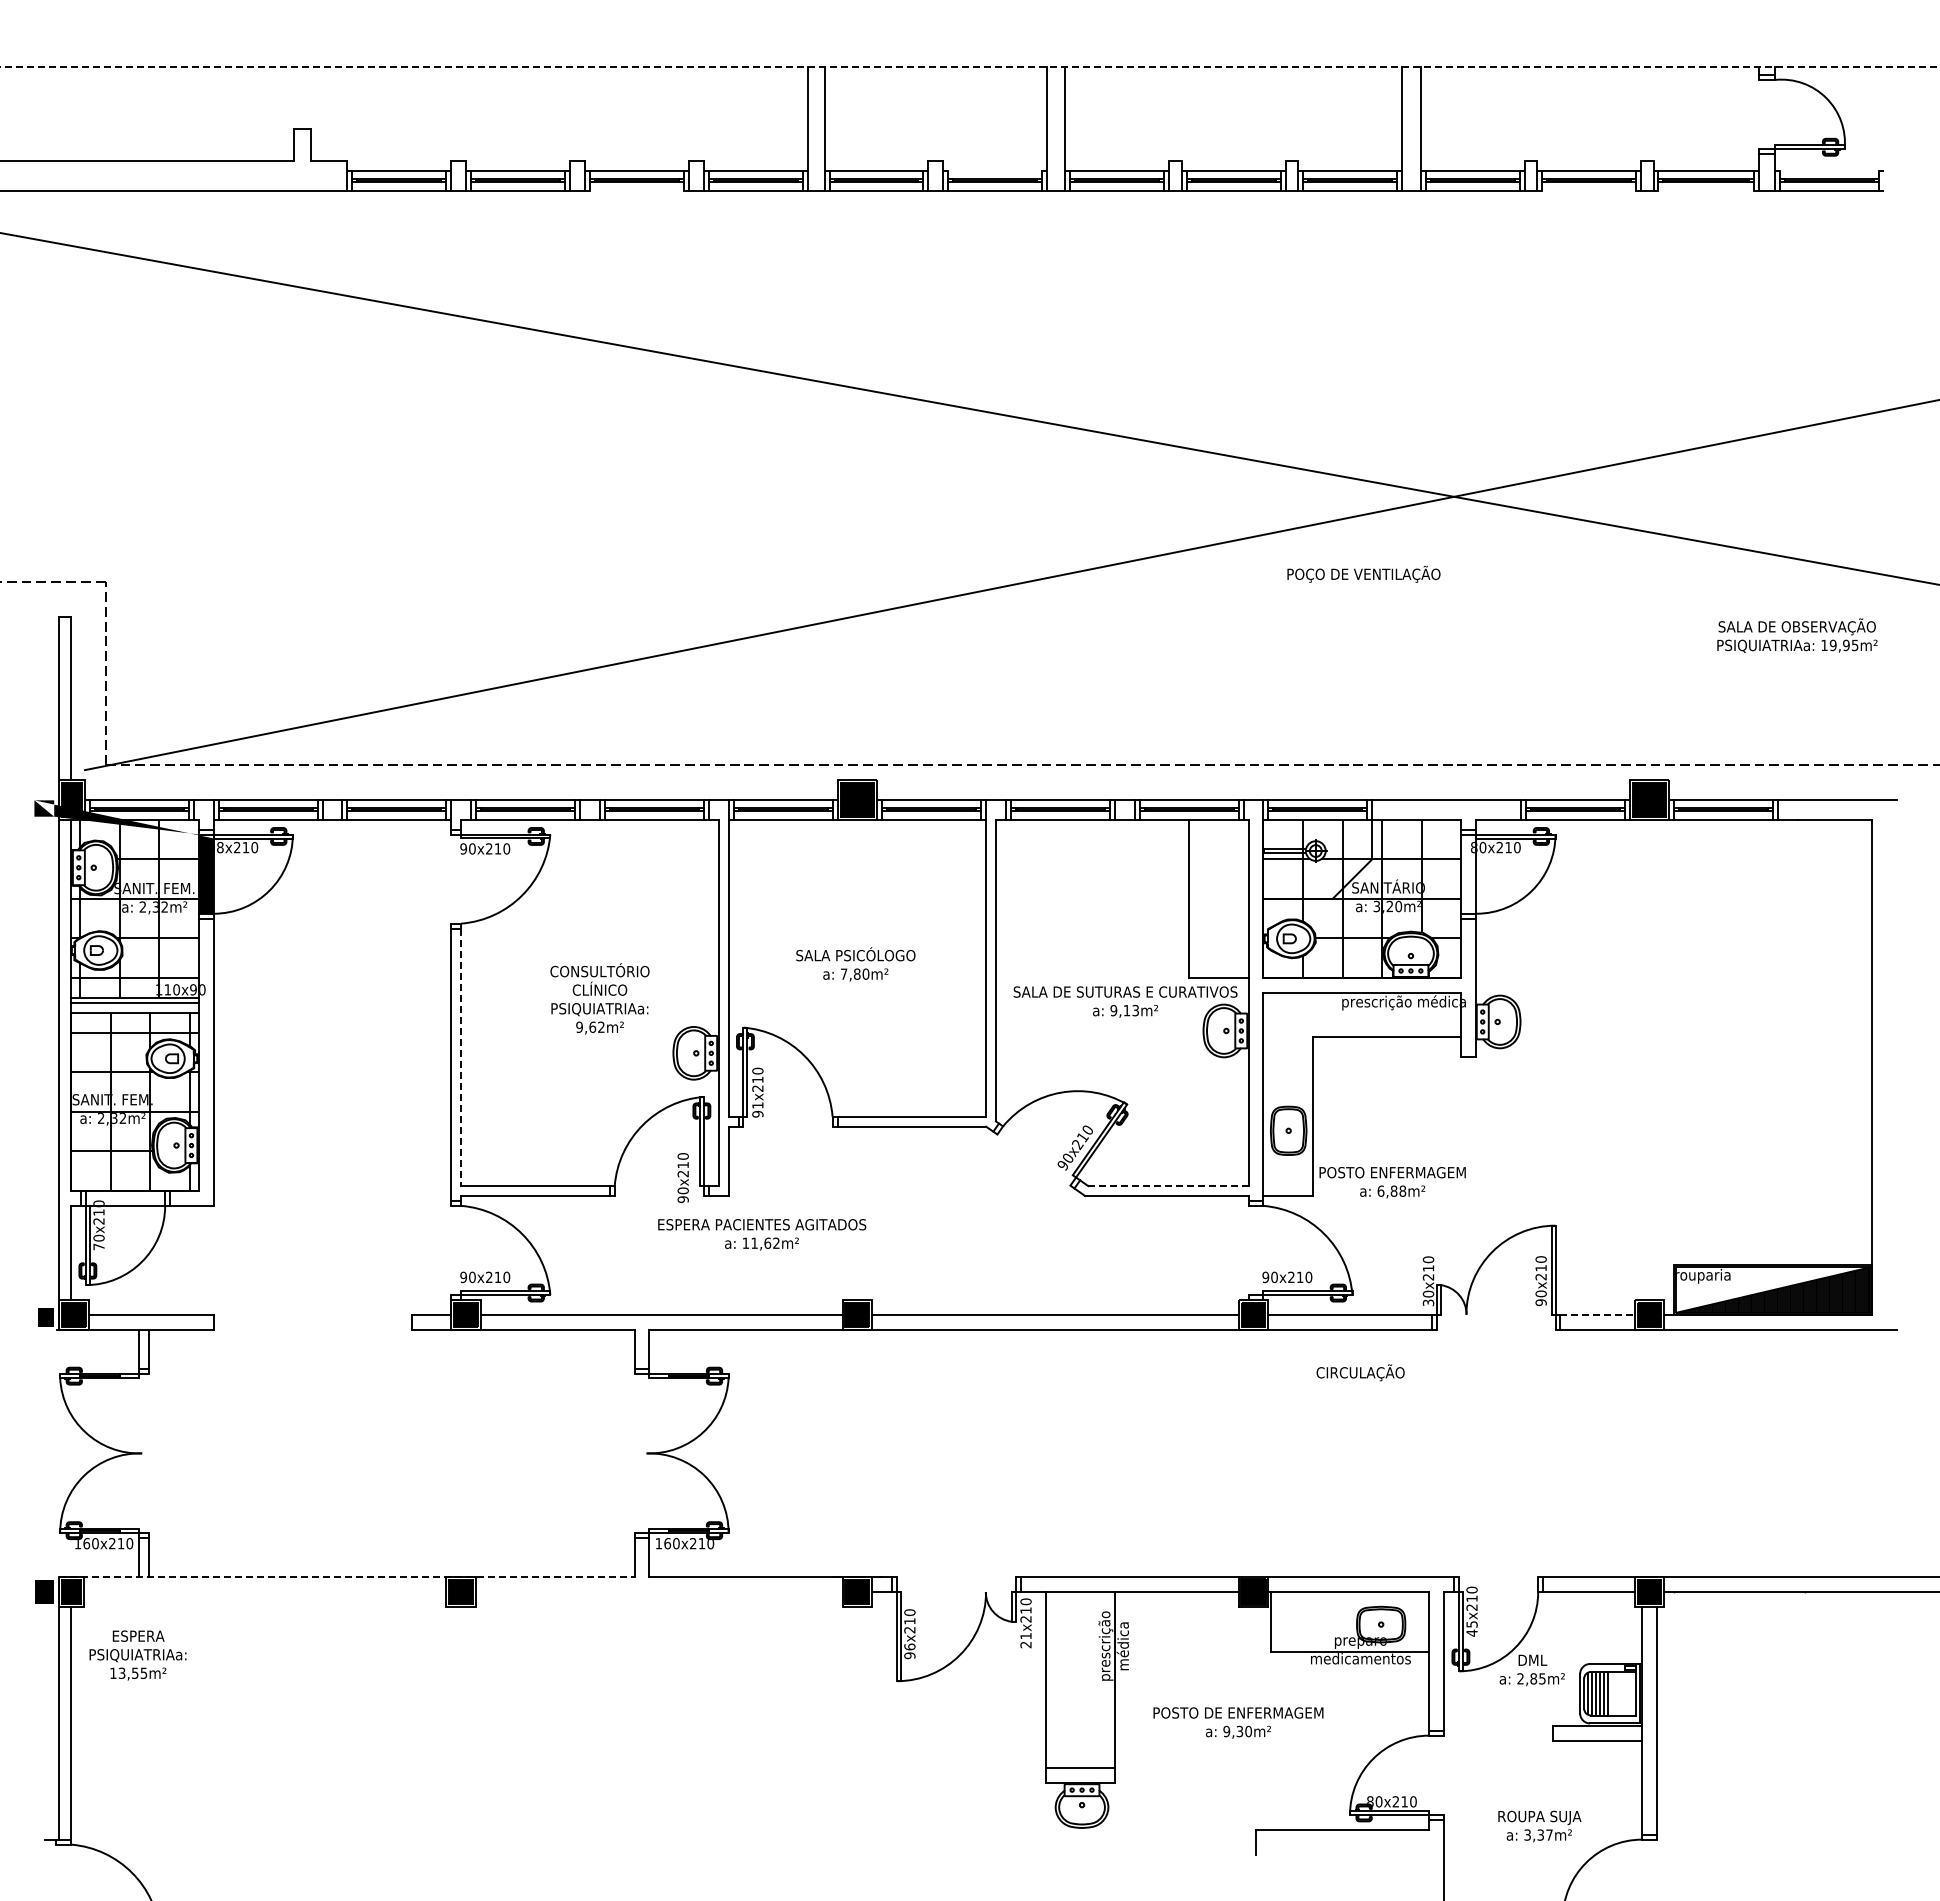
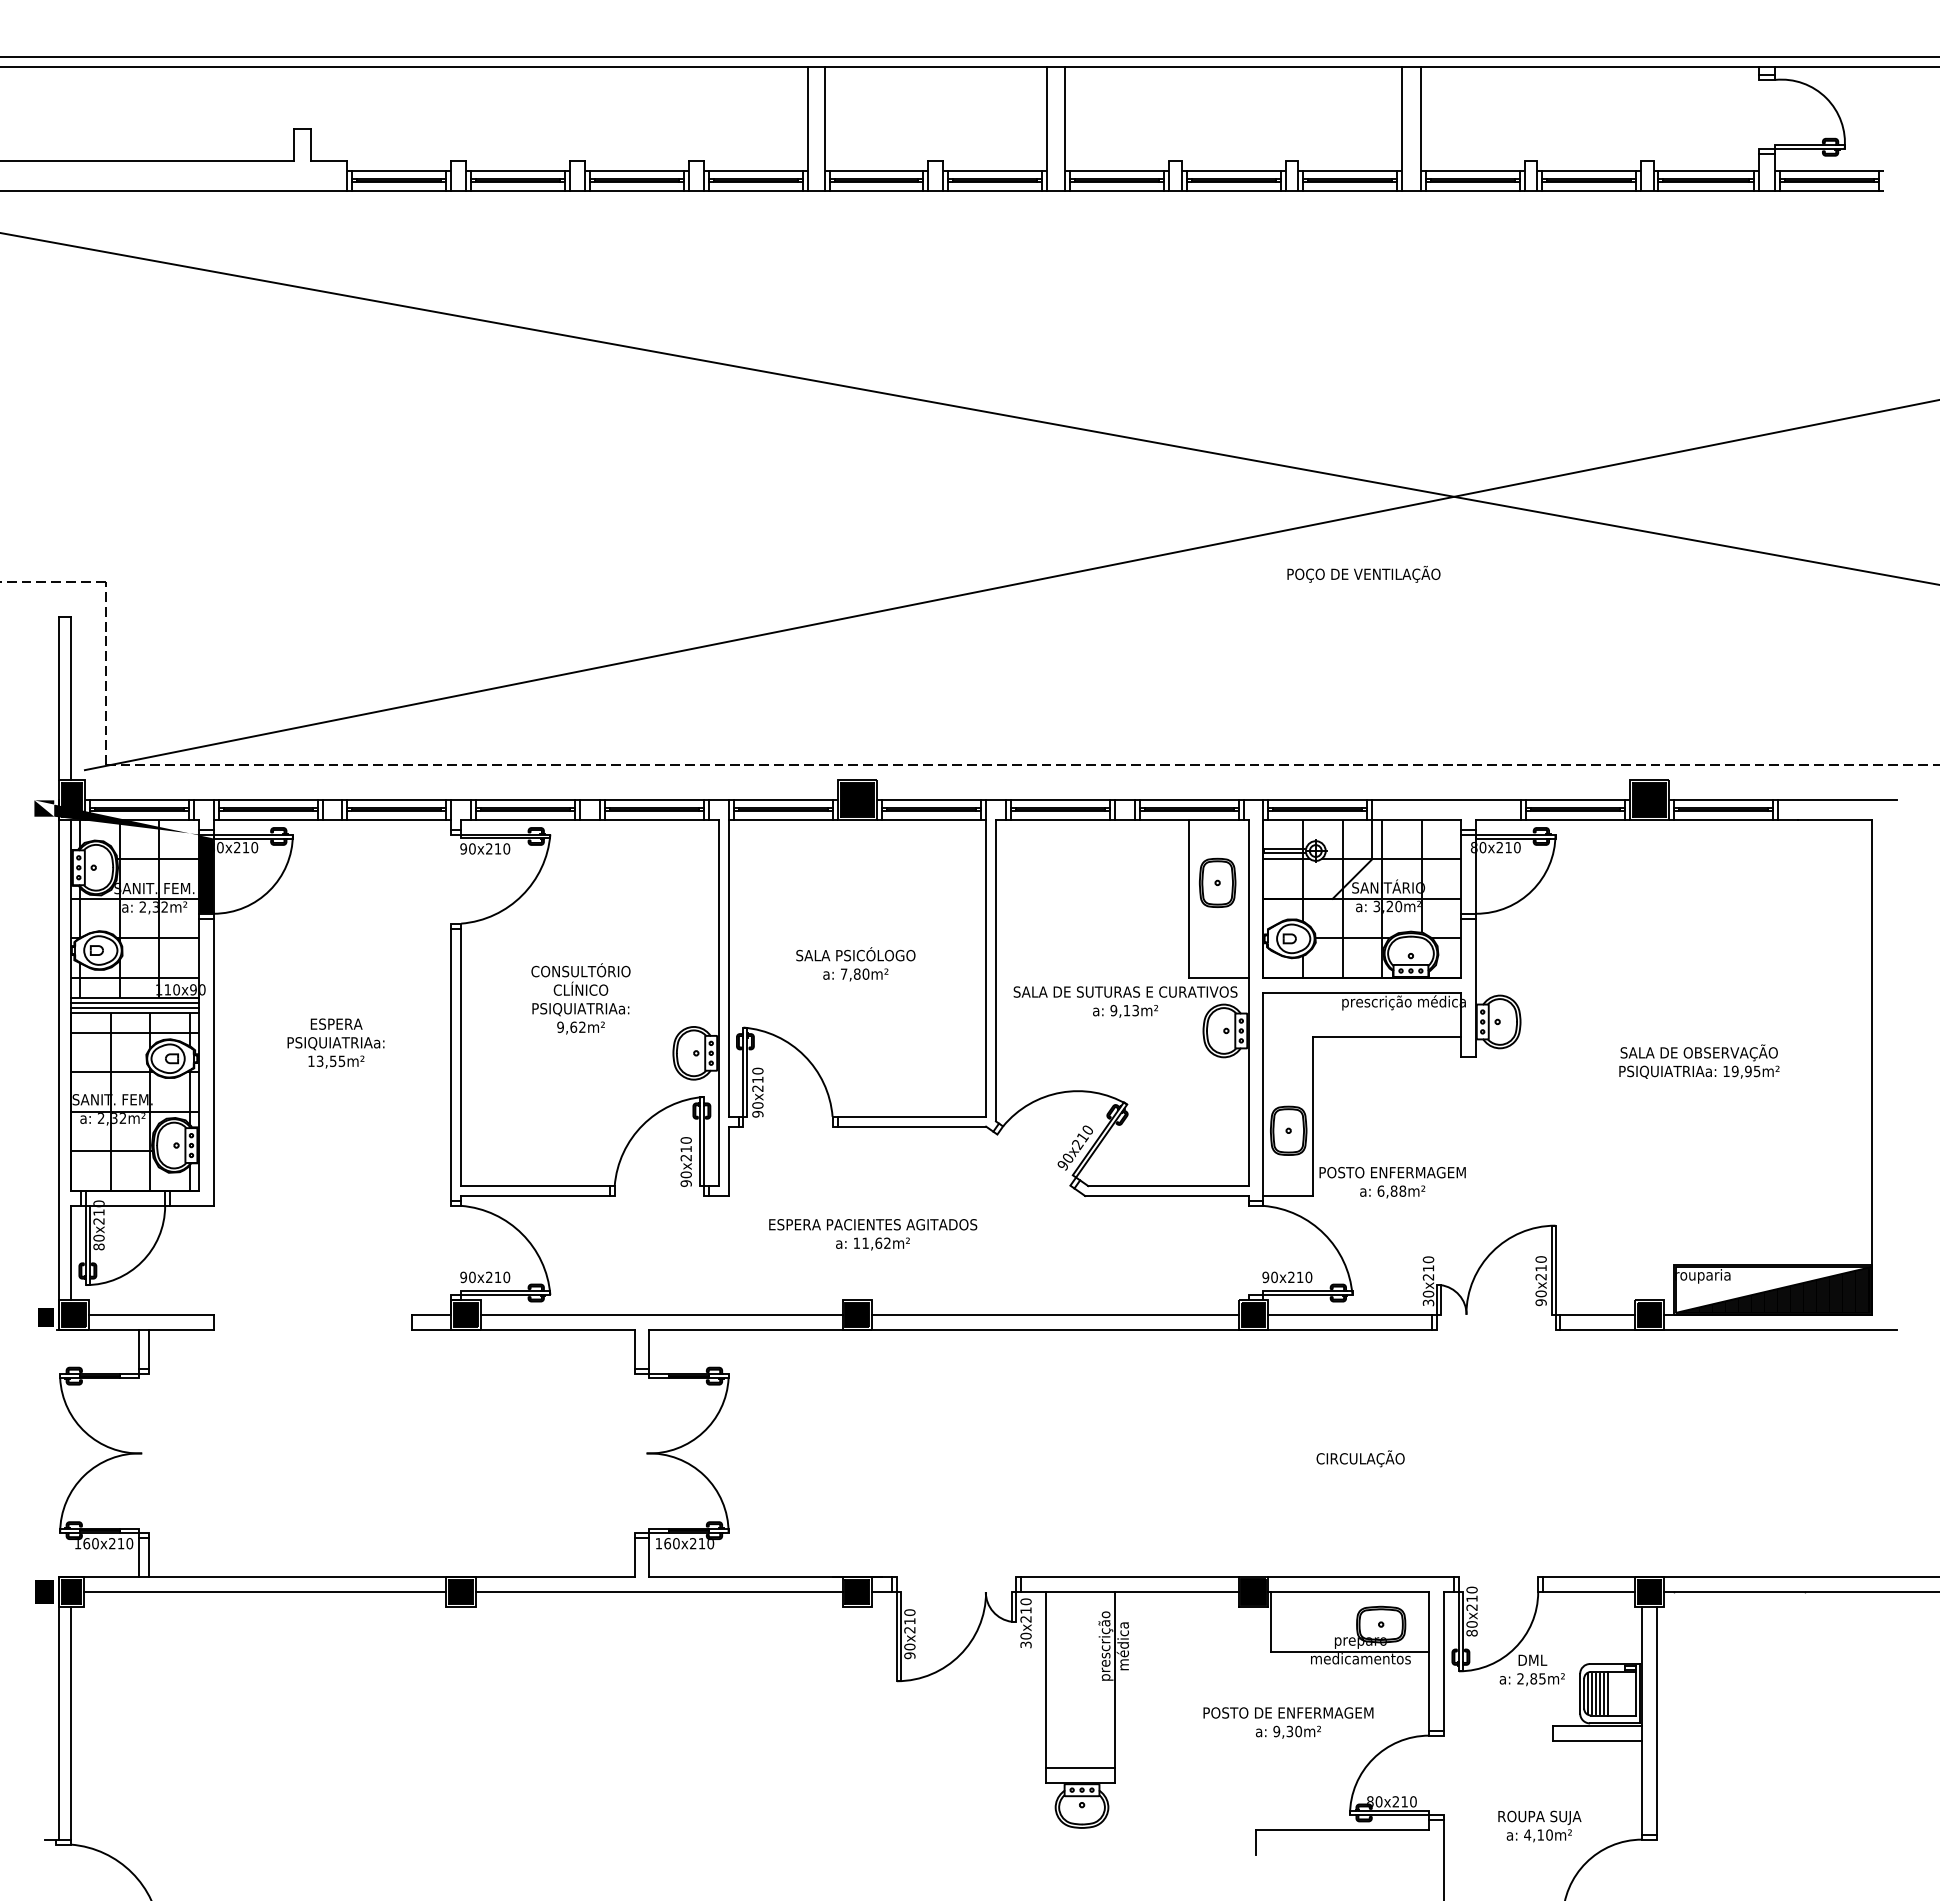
line: none -> present (969, 57)
line: dashed -> solid (969, 66)
line: none -> present (994, 171)
line: none -> present (1829, 171)
line: none -> present (636, 190)
line: none -> present (1589, 190)
line: none -> present (1705, 190)
text position: (1797, 635) -> (1699, 1061) (1699, 1061)
text: 98x210 -> 80x210 (220, 847)
part: none -> present (1217, 882)
text position: (599, 998) -> (580, 998) (580, 998)
line: none -> present (134, 1007)
line: dashed -> solid (461, 1057)
text: 91x210 -> 90x210 (757, 1105)
text position: (682, 1177) -> (685, 1161) (685, 1161)
line: dashed -> solid (1168, 1186)
text position: (762, 1234) -> (873, 1234) (873, 1234)
text: 70x210 -> 80x210 (98, 1246)
line: dashed -> solid (1598, 1314)
text position: (1360, 1372) -> (1360, 1458) (1360, 1458)
line: dashed -> solid (346, 1577)
line: none -> present (264, 1592)
line: none -> present (659, 1592)
text: 45x210 -> 80x210 (1471, 1628)
text: 21x210 -> 30x210 (1025, 1640)
text: 96x210 -> 90x210 (909, 1646)
text position: (137, 1655) -> (335, 1043) (335, 1043)
text position: (1238, 1722) -> (1288, 1722) (1288, 1722)
text: 3,37m² -> 4,10m² (1538, 1834)
